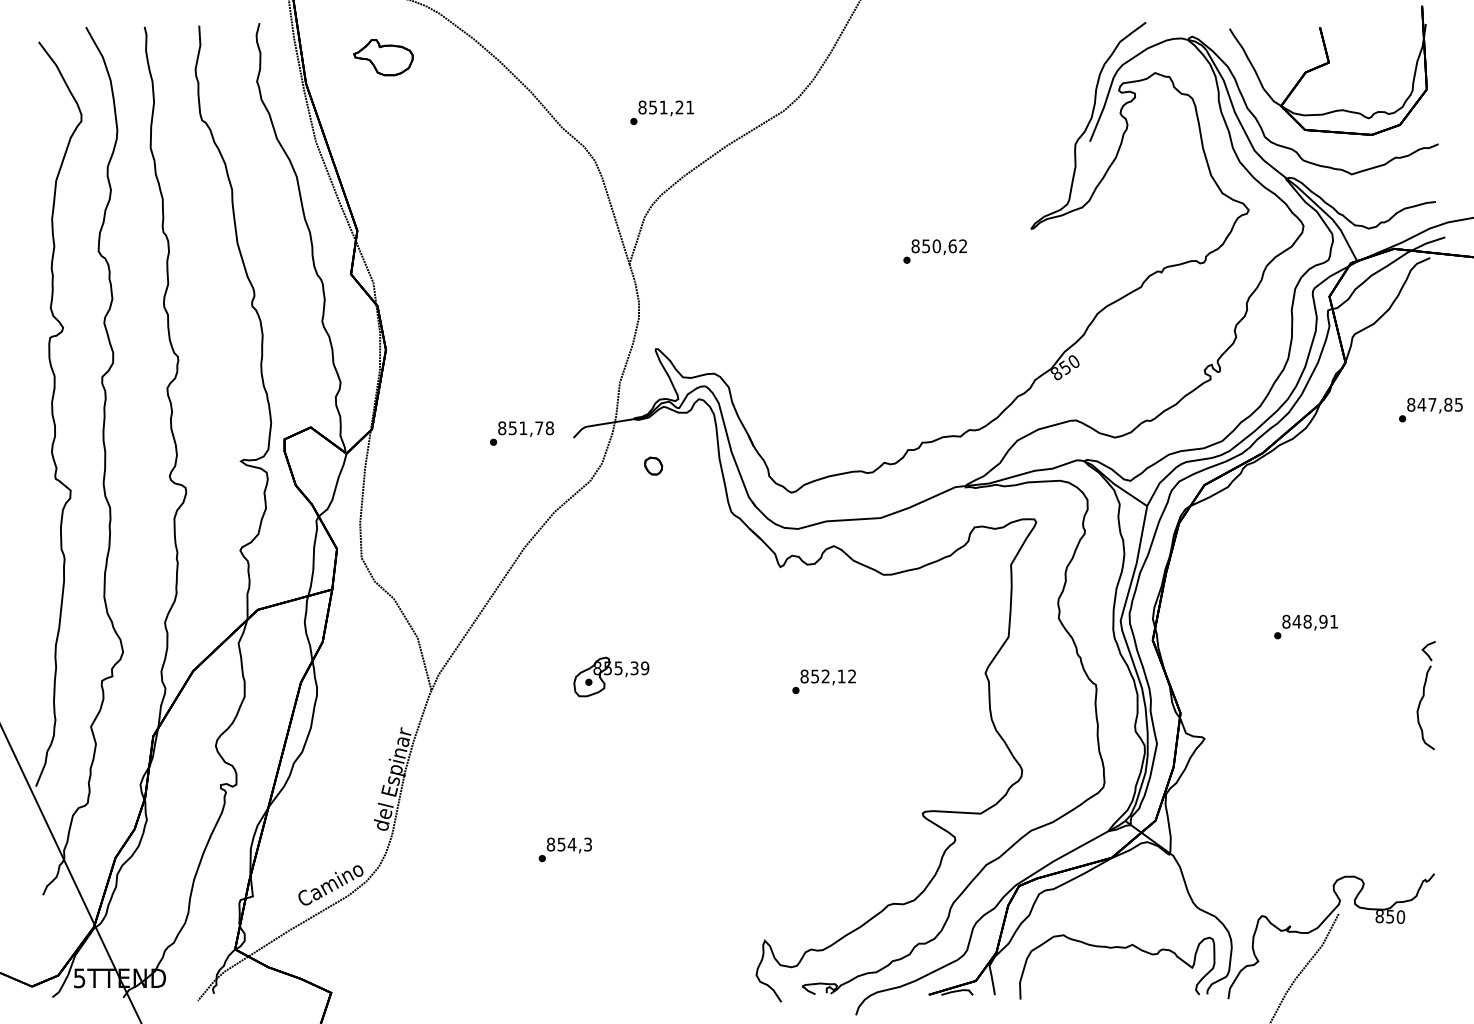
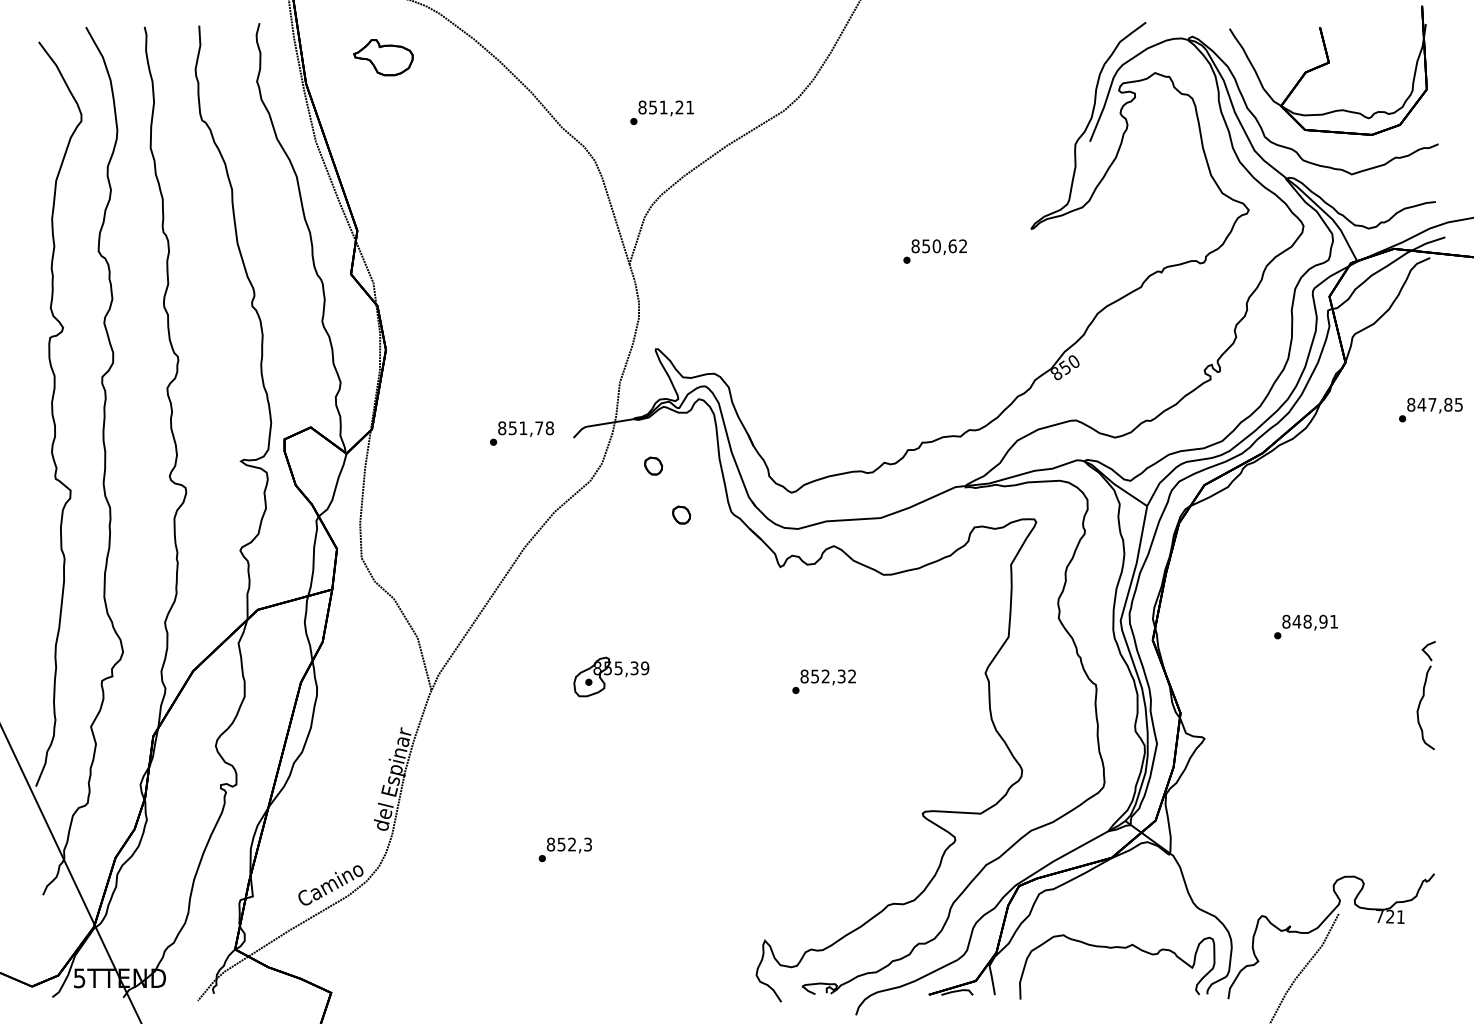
part: none -> present (681, 514)
text: 852,12 -> 852,32 (841, 676)
text: 854,3 -> 852,3 (571, 844)
text: 850 -> 721 (1390, 916)
